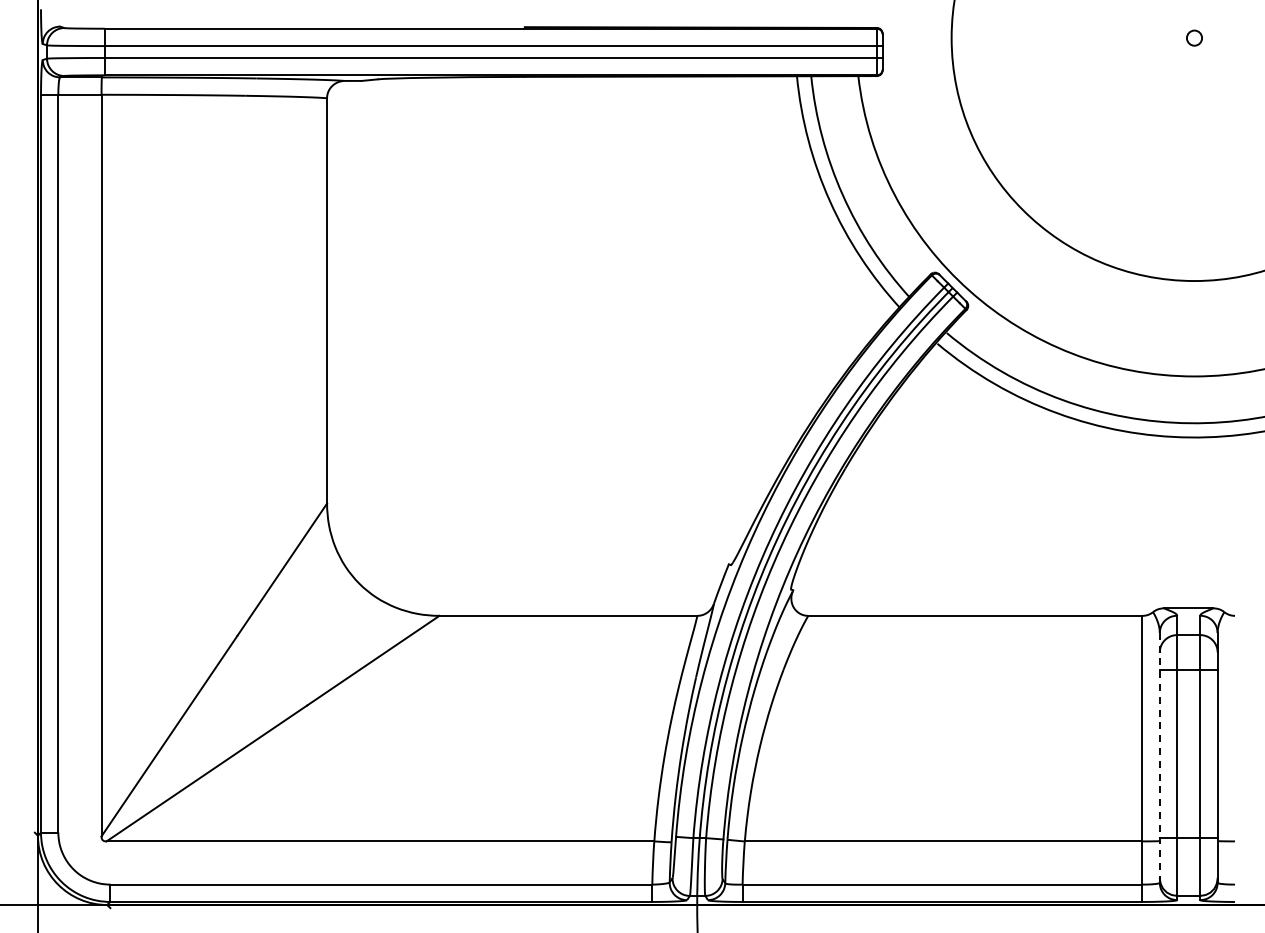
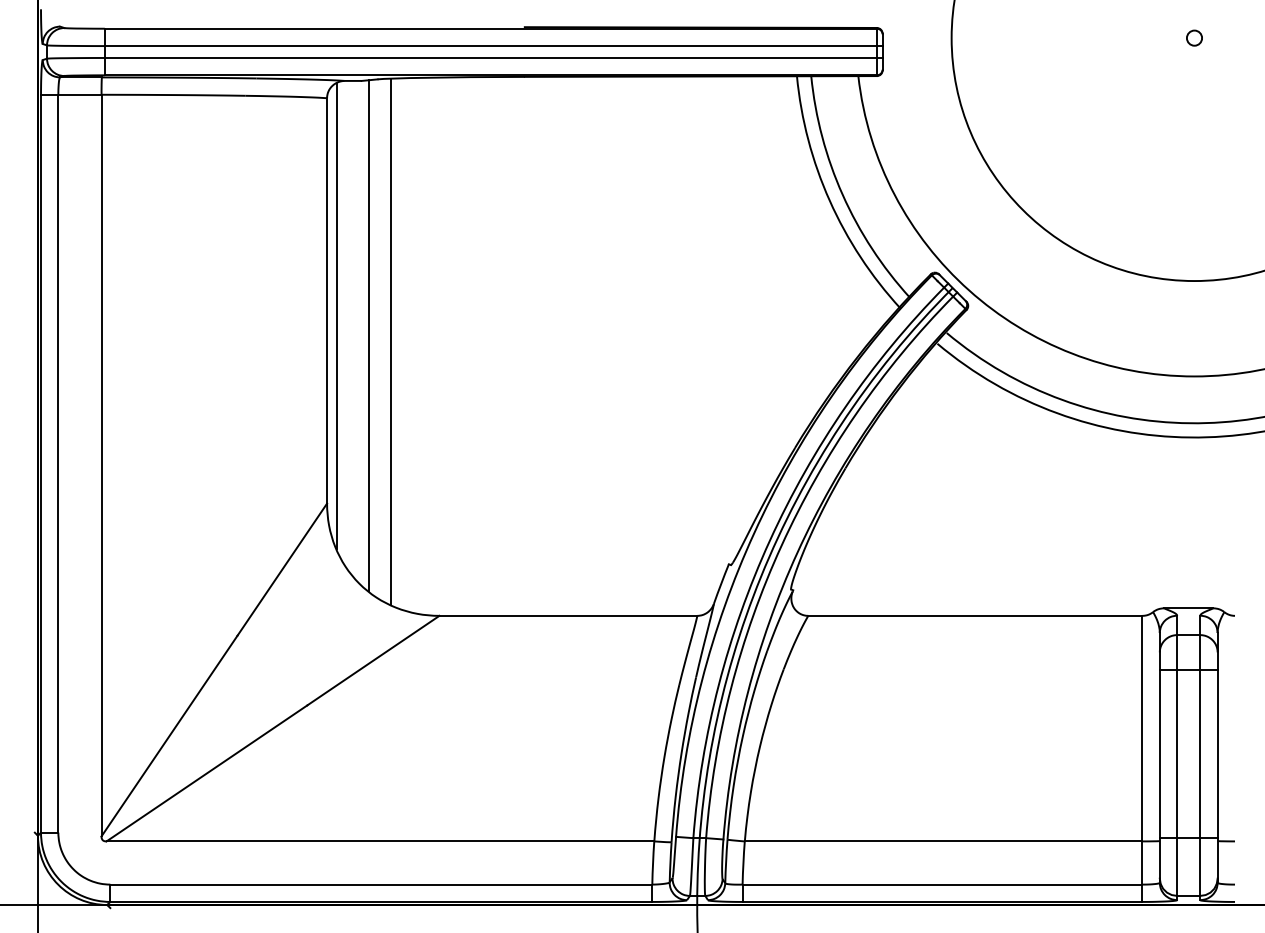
line: none -> present (336, 316)
line: none -> present (368, 335)
line: none -> present (391, 341)
line: dashed -> solid (1159, 757)
